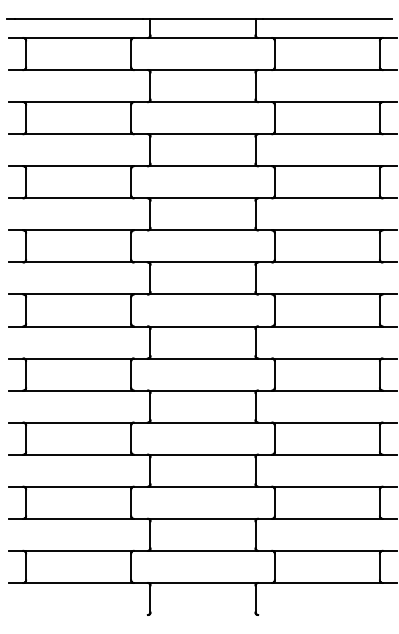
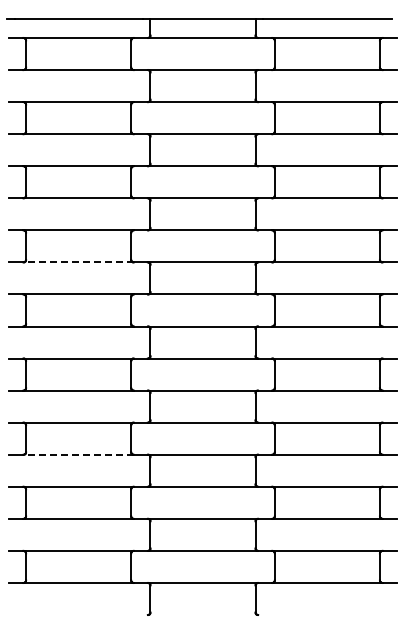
line: solid -> dashed (78, 262)
line: solid -> dashed (78, 454)
